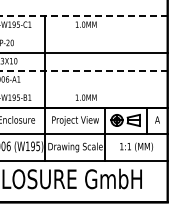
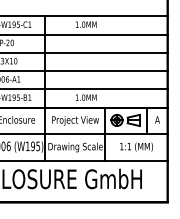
line: dashed -> solid (83, 16)
line: none -> present (84, 34)
line: dashed -> solid (83, 71)
line: none -> present (84, 89)
